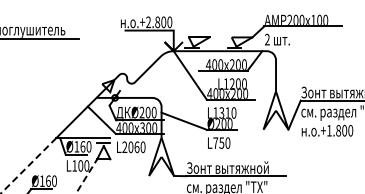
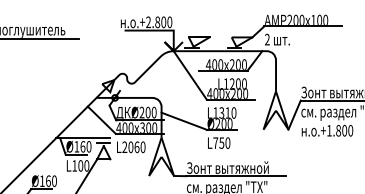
line: dashed -> solid (28, 165)
line: dashed -> solid (86, 176)
